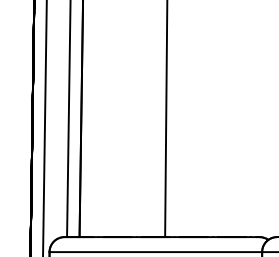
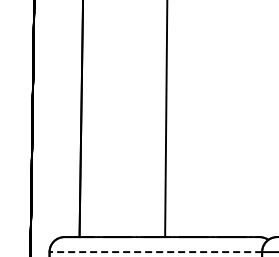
line: present -> none (68, 119)
line: present -> none (44, 127)
line: solid -> dashed (155, 252)
